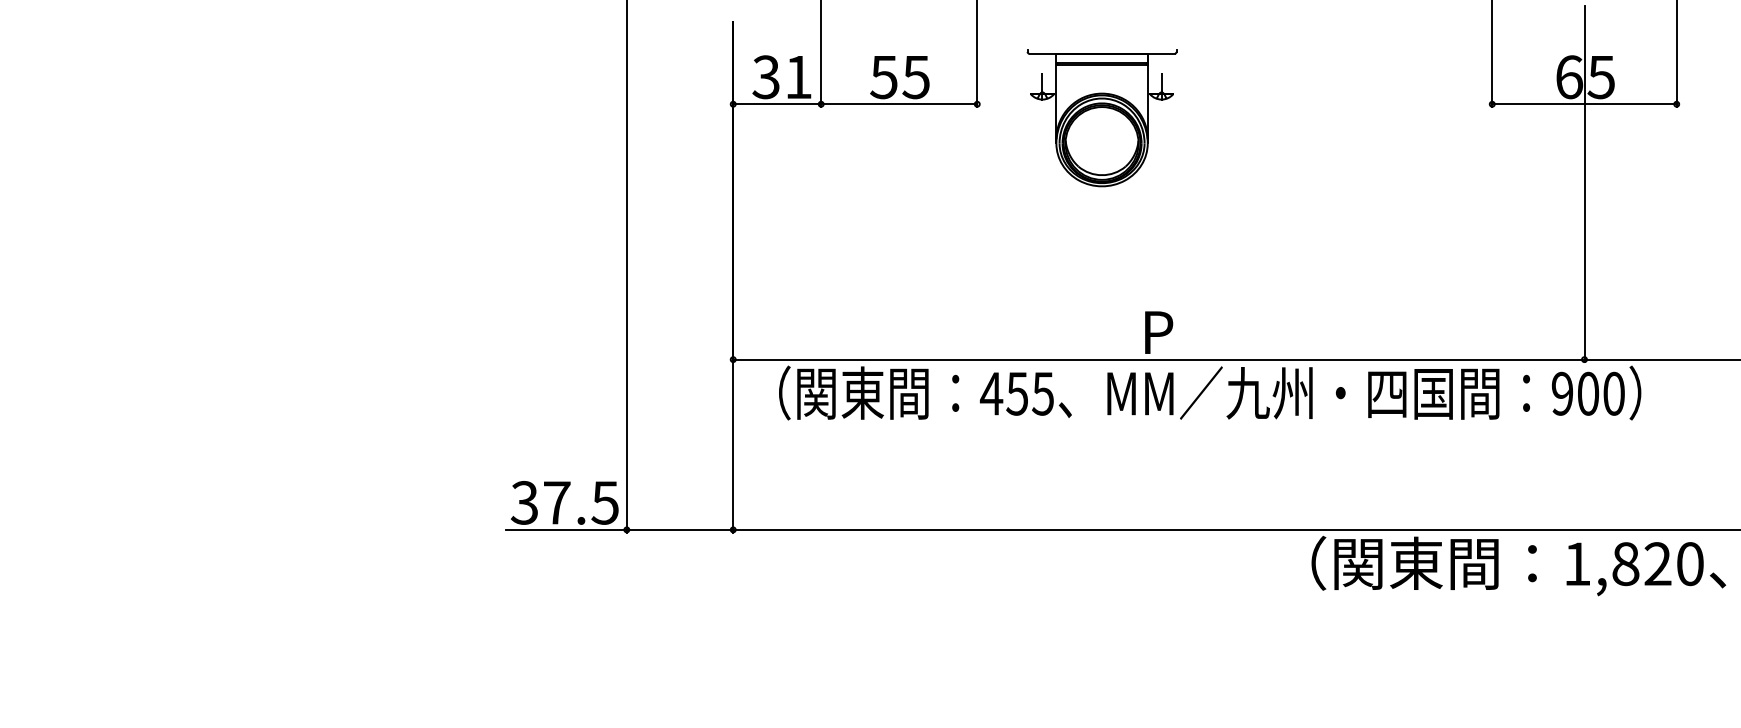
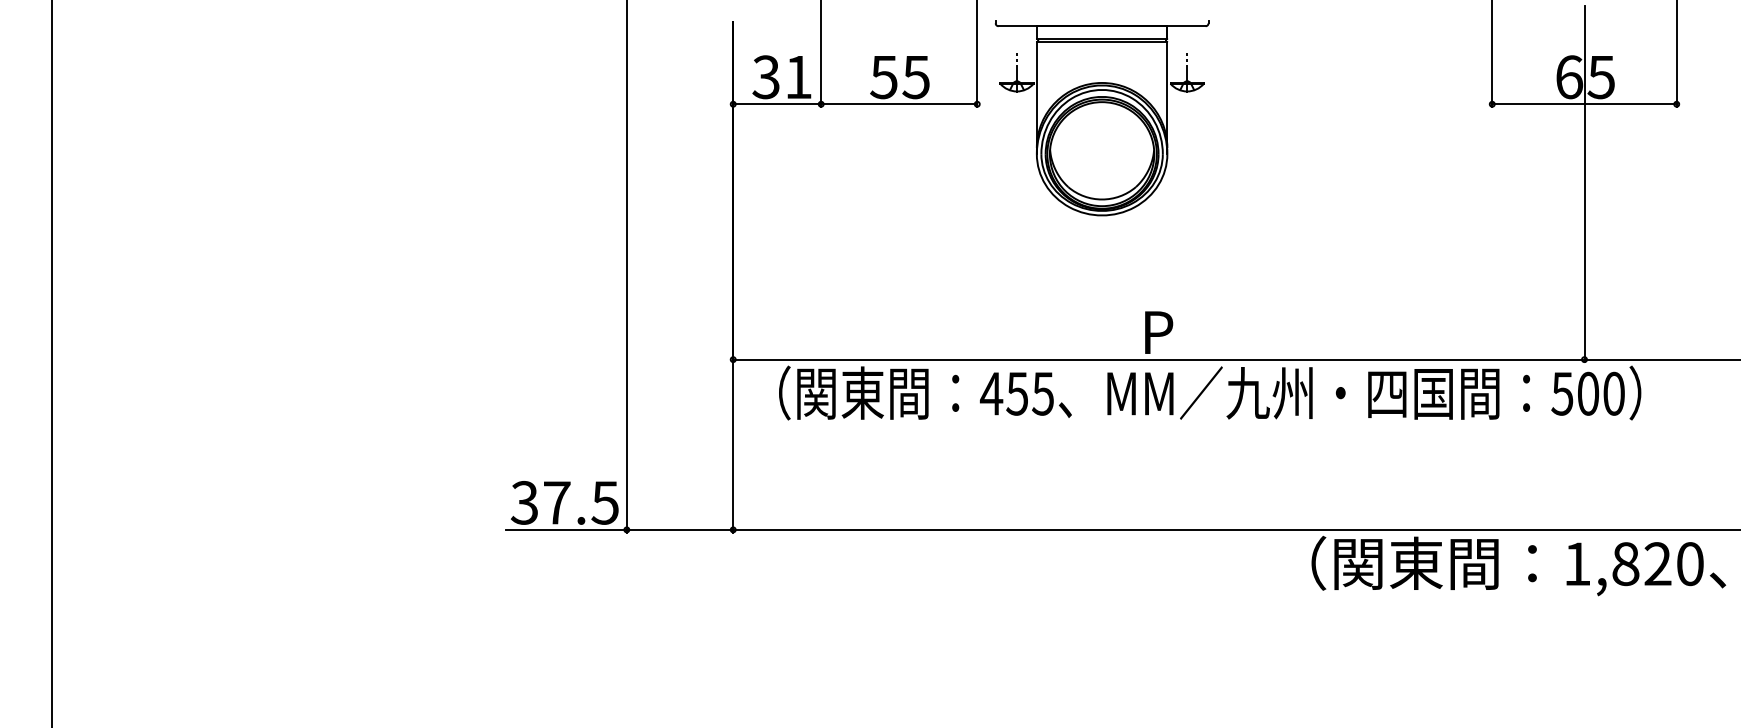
part size: 152x139 px -> 216x197 px (1101, 118)
line: none -> present (52, 363)
text: 900 -> 500 (1562, 393)
